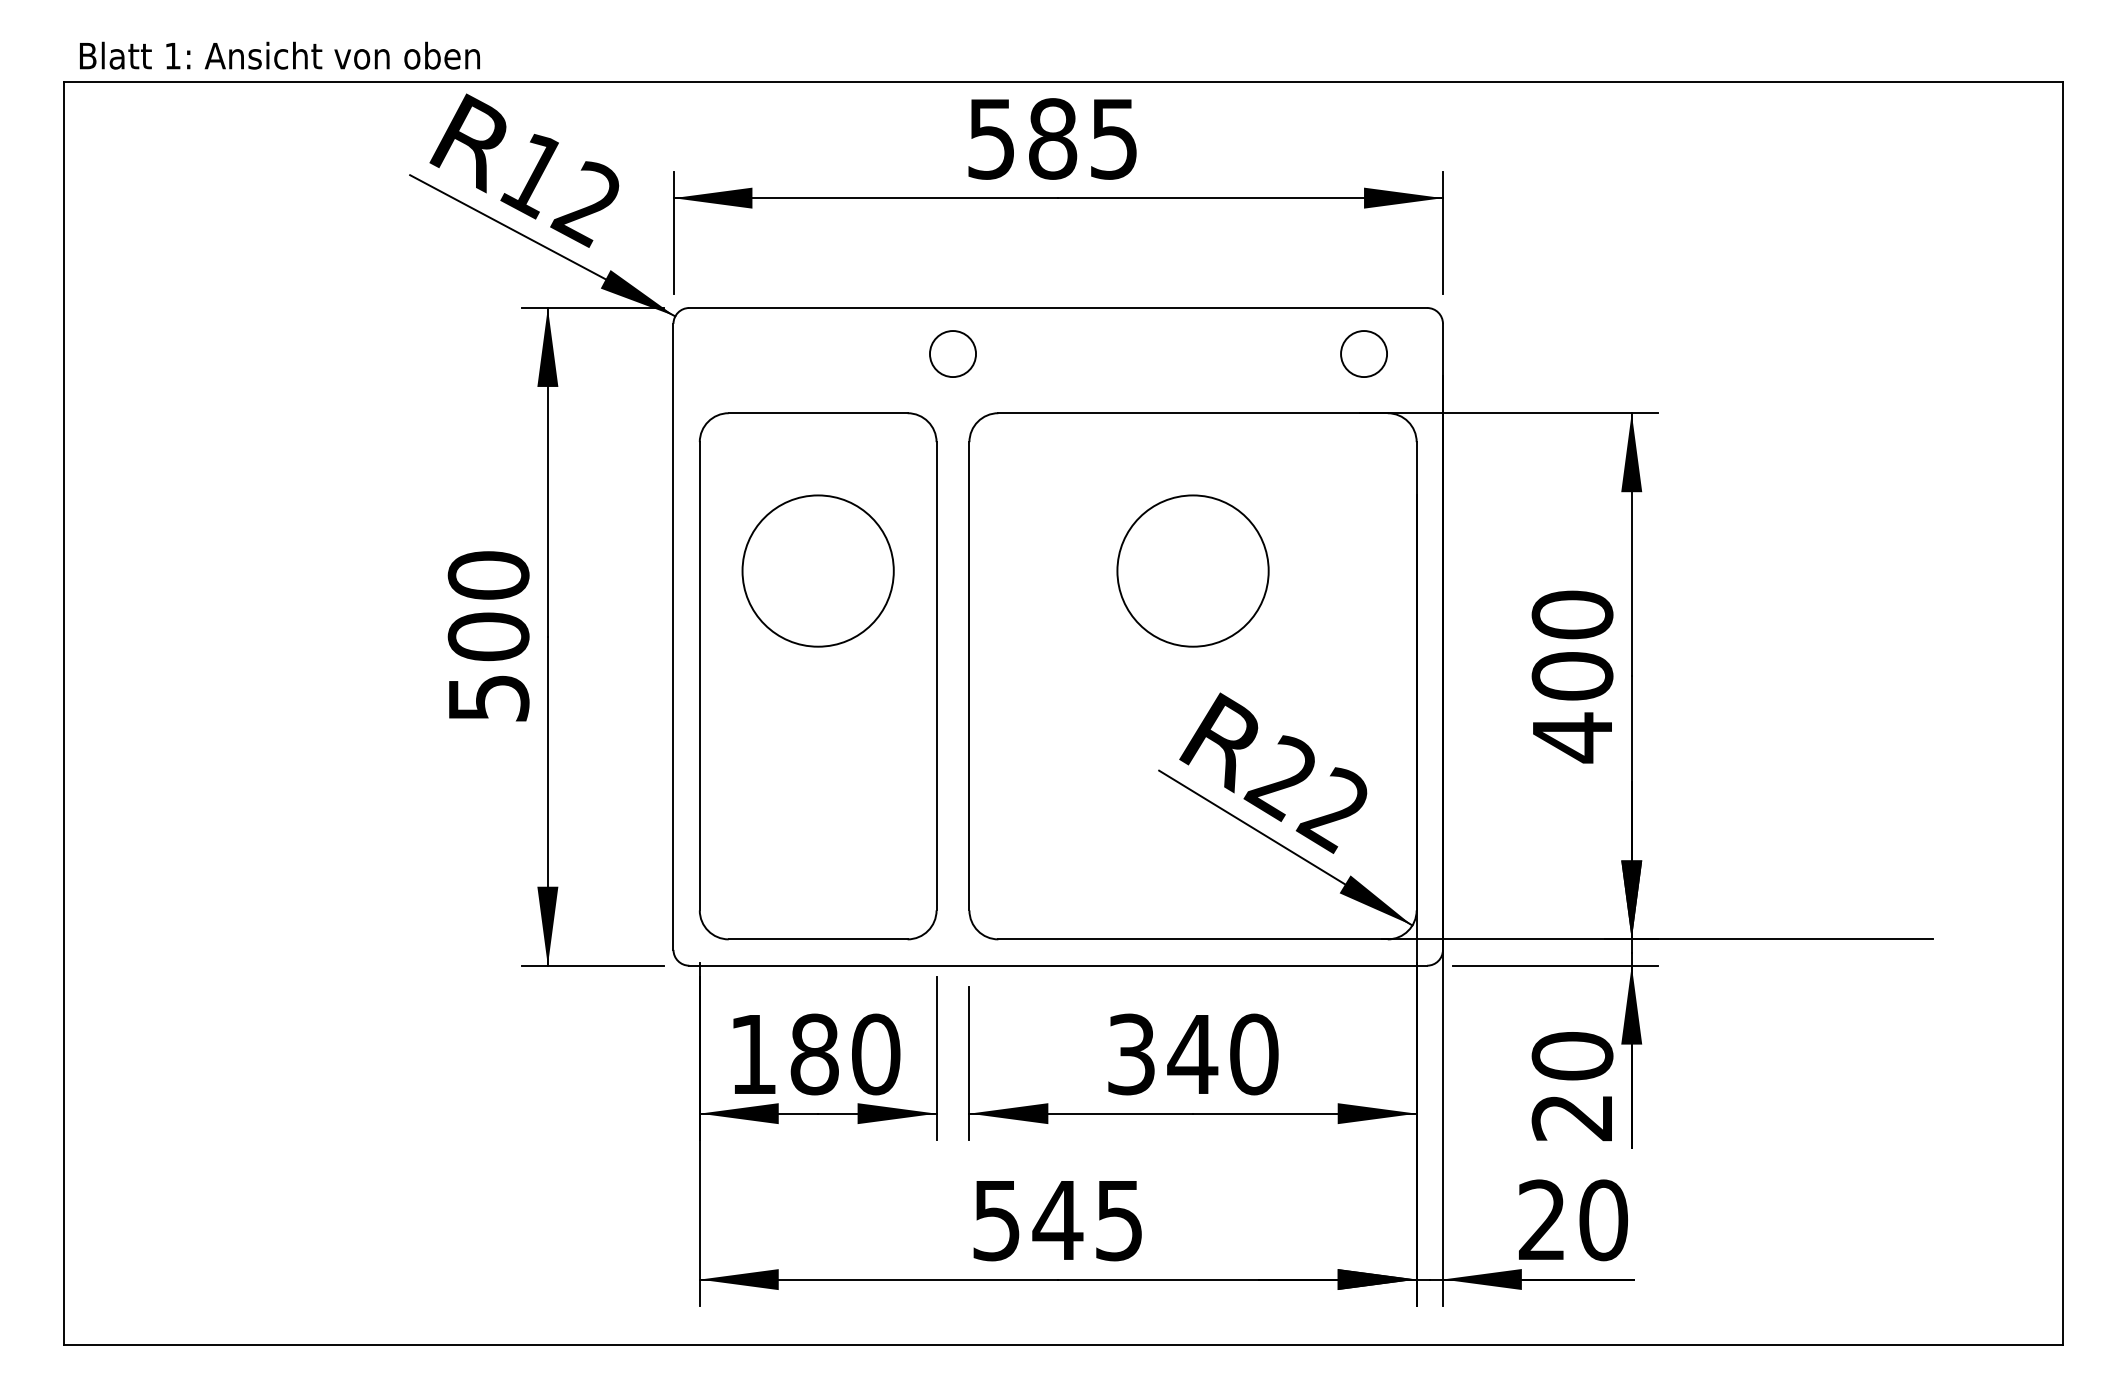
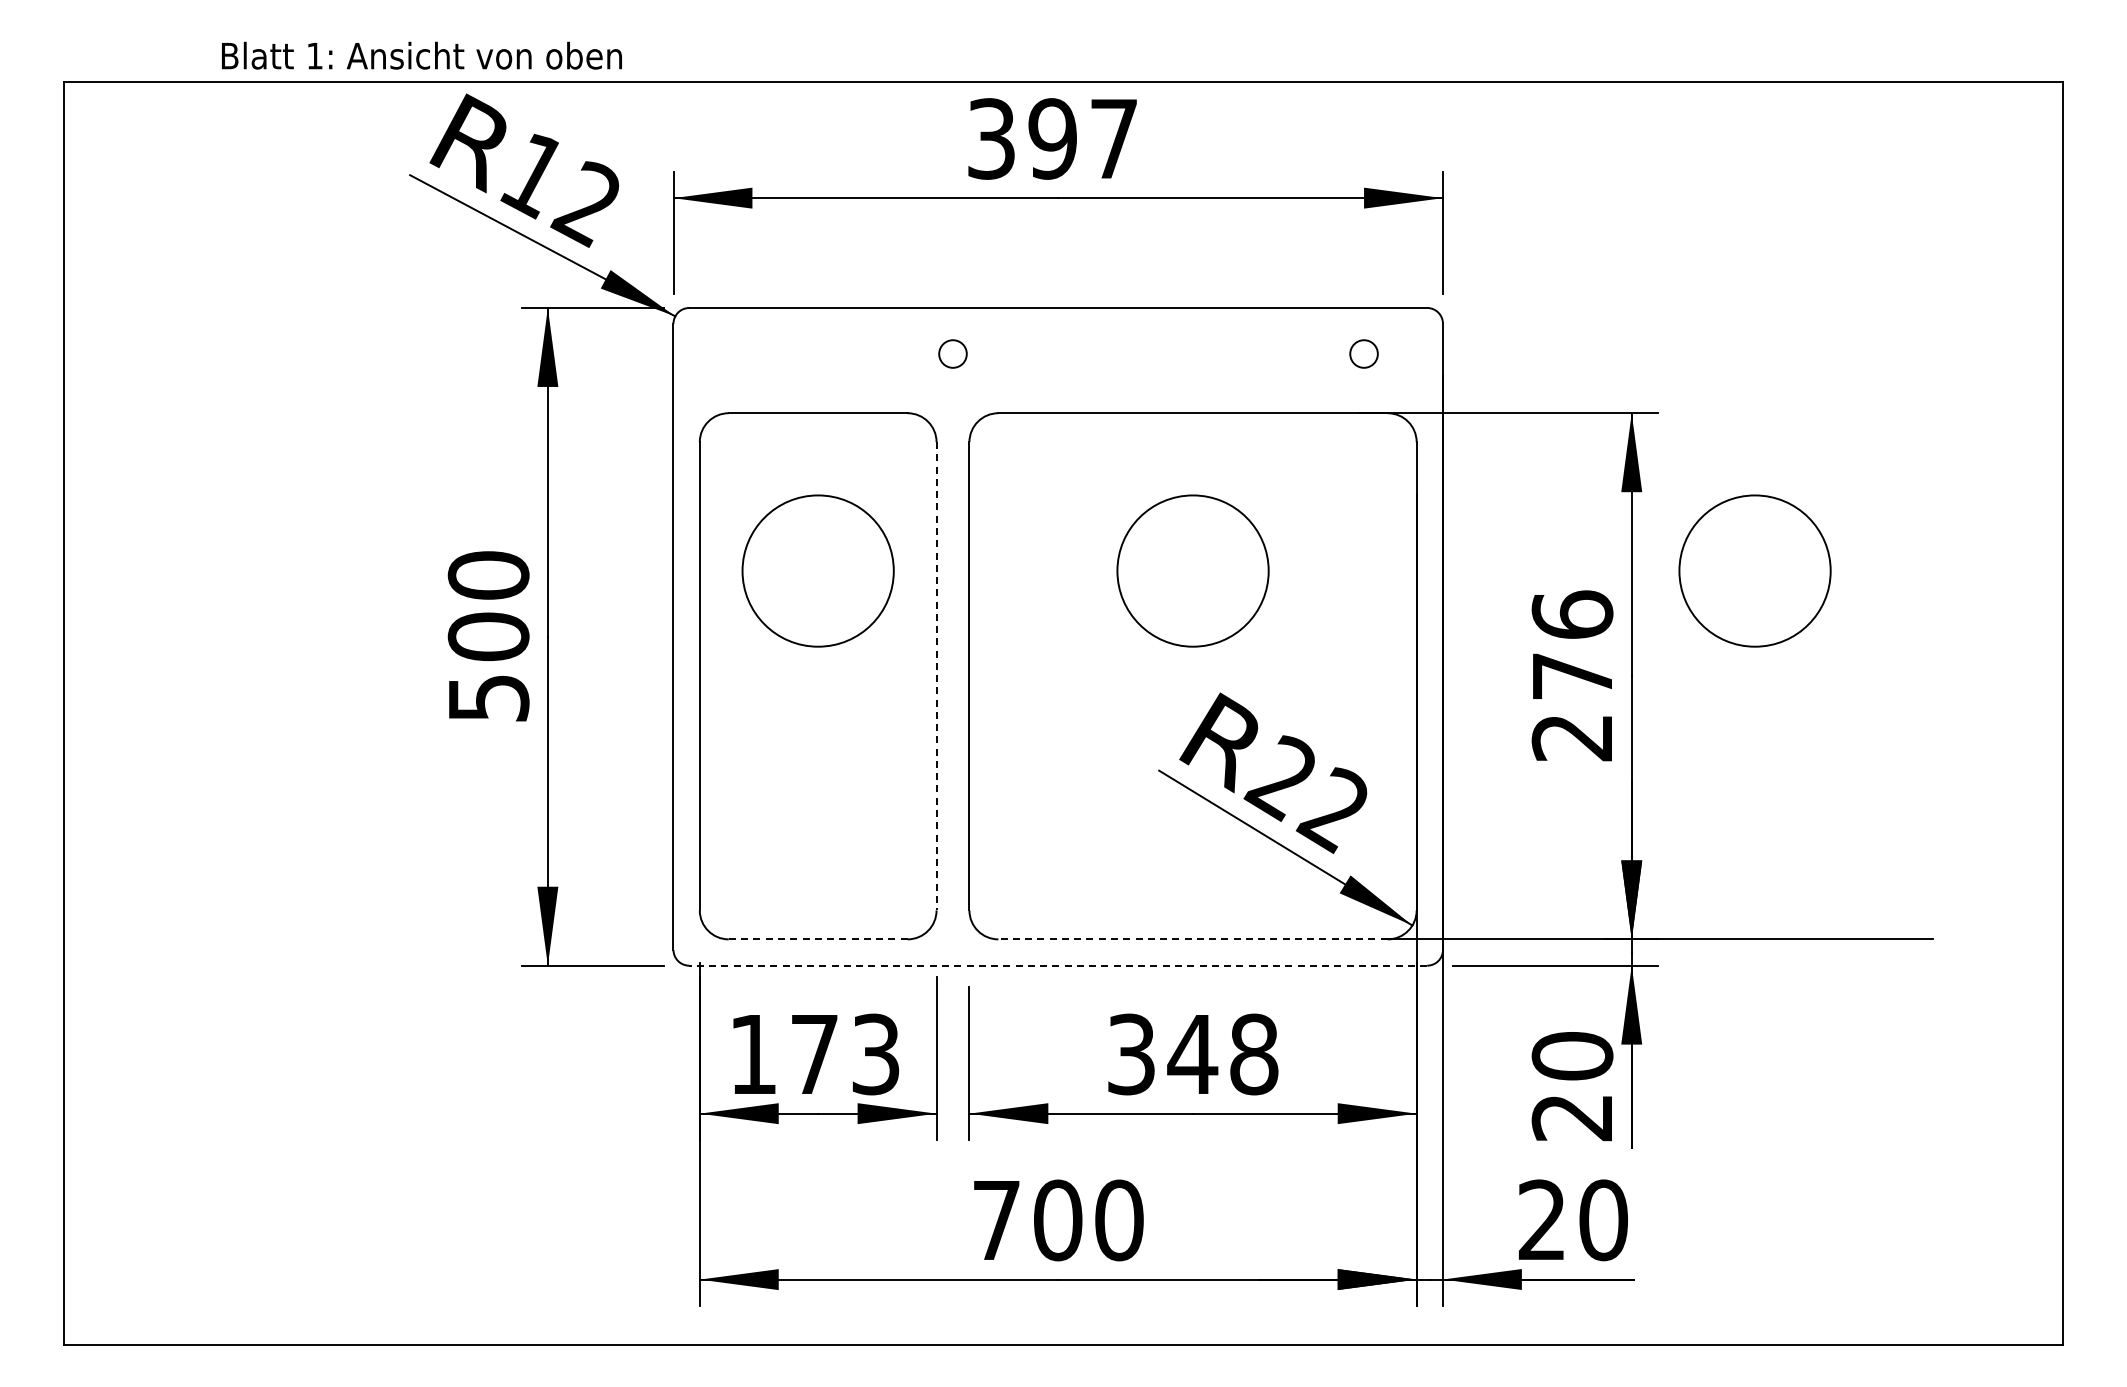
text position: (279, 55) -> (421, 55) (421, 55)
text: 585 -> 397 (1052, 138)
circle diameter: 46 px -> 28 px (952, 353)
circle diameter: 46 px -> 28 px (1363, 353)
circle: none -> present (1754, 570)
line: solid -> dashed (936, 676)
text: 400 -> 276 (1572, 676)
line: solid -> dashed (817, 939)
line: solid -> dashed (1193, 939)
line: solid -> dashed (1058, 965)
text: 180 -> 173 (845, 1054)
text: 340 -> 348 (1254, 1054)
text: 545 -> 700 (1058, 1220)
